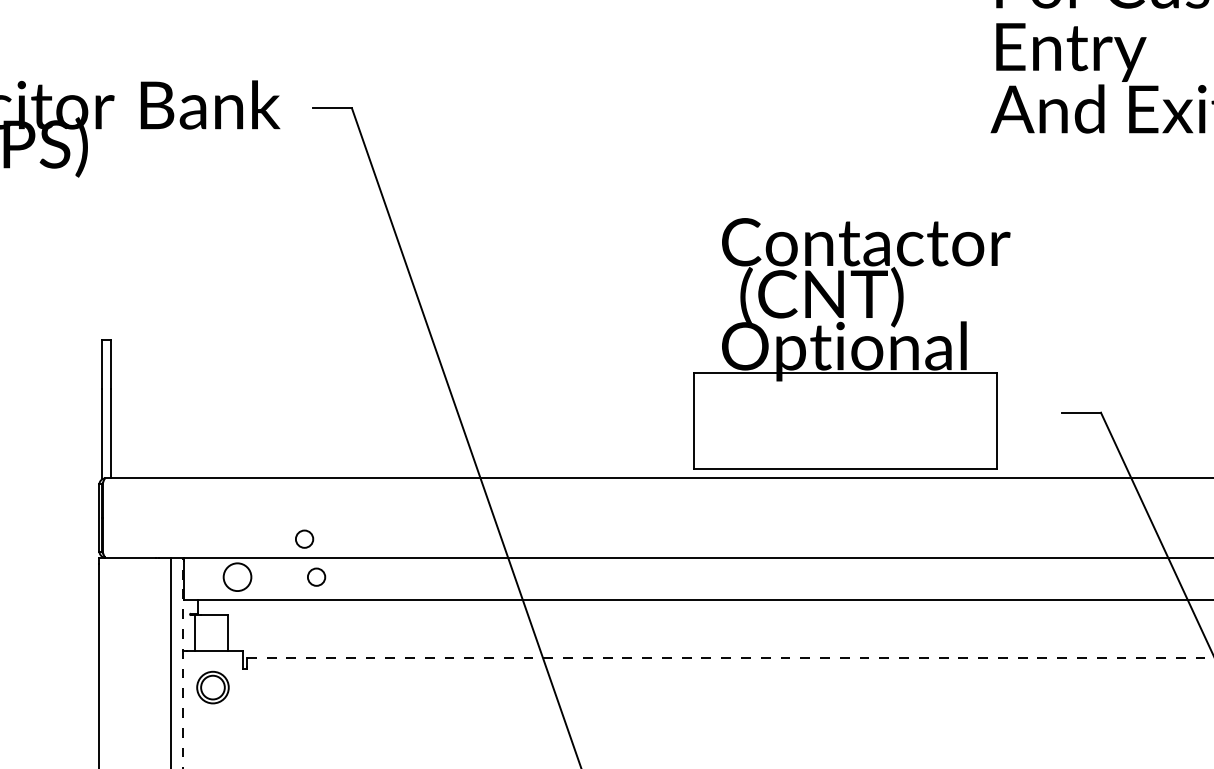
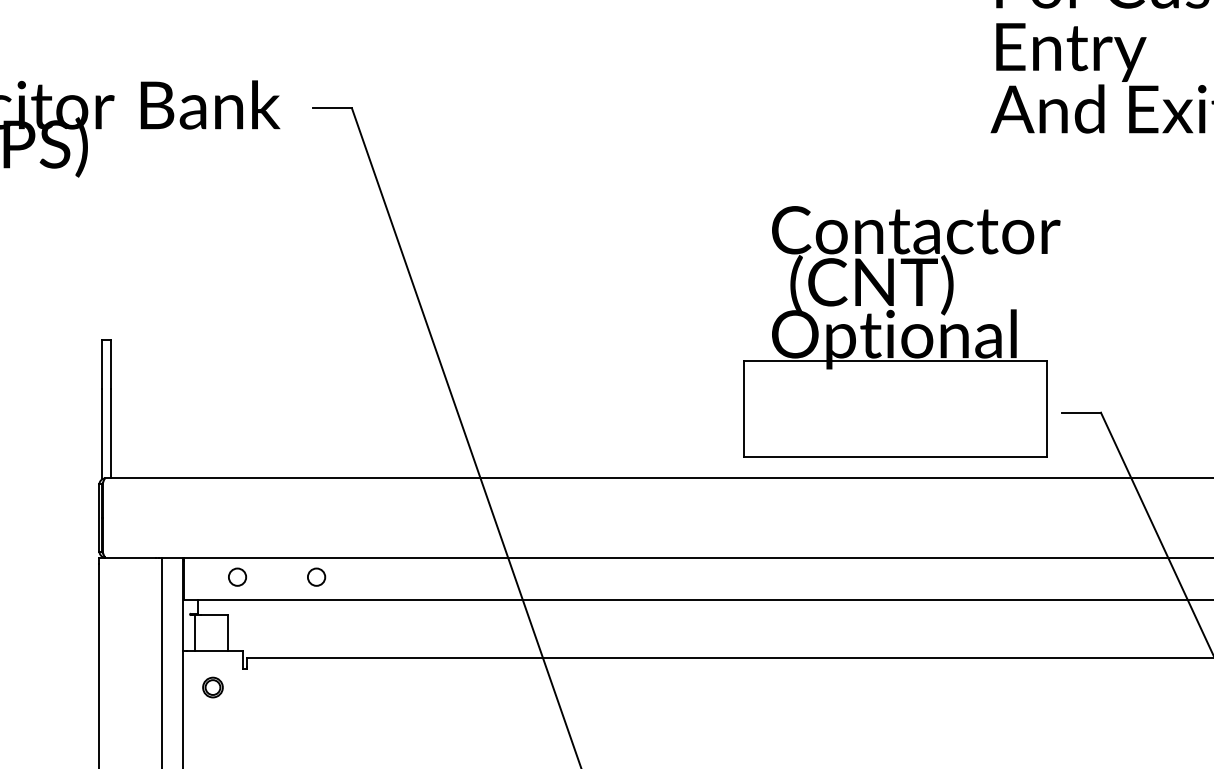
part position: (851, 343) -> (901, 331) (901, 331)
circle: present -> none (304, 538)
circle diameter: 28 px -> 17 px (237, 576)
line: dashed -> solid (730, 657)
line position: (170, 661) -> (161, 661) (161, 661)
line: dashed -> solid (183, 662)
part size: 34x35 px -> 22x23 px (212, 687)
